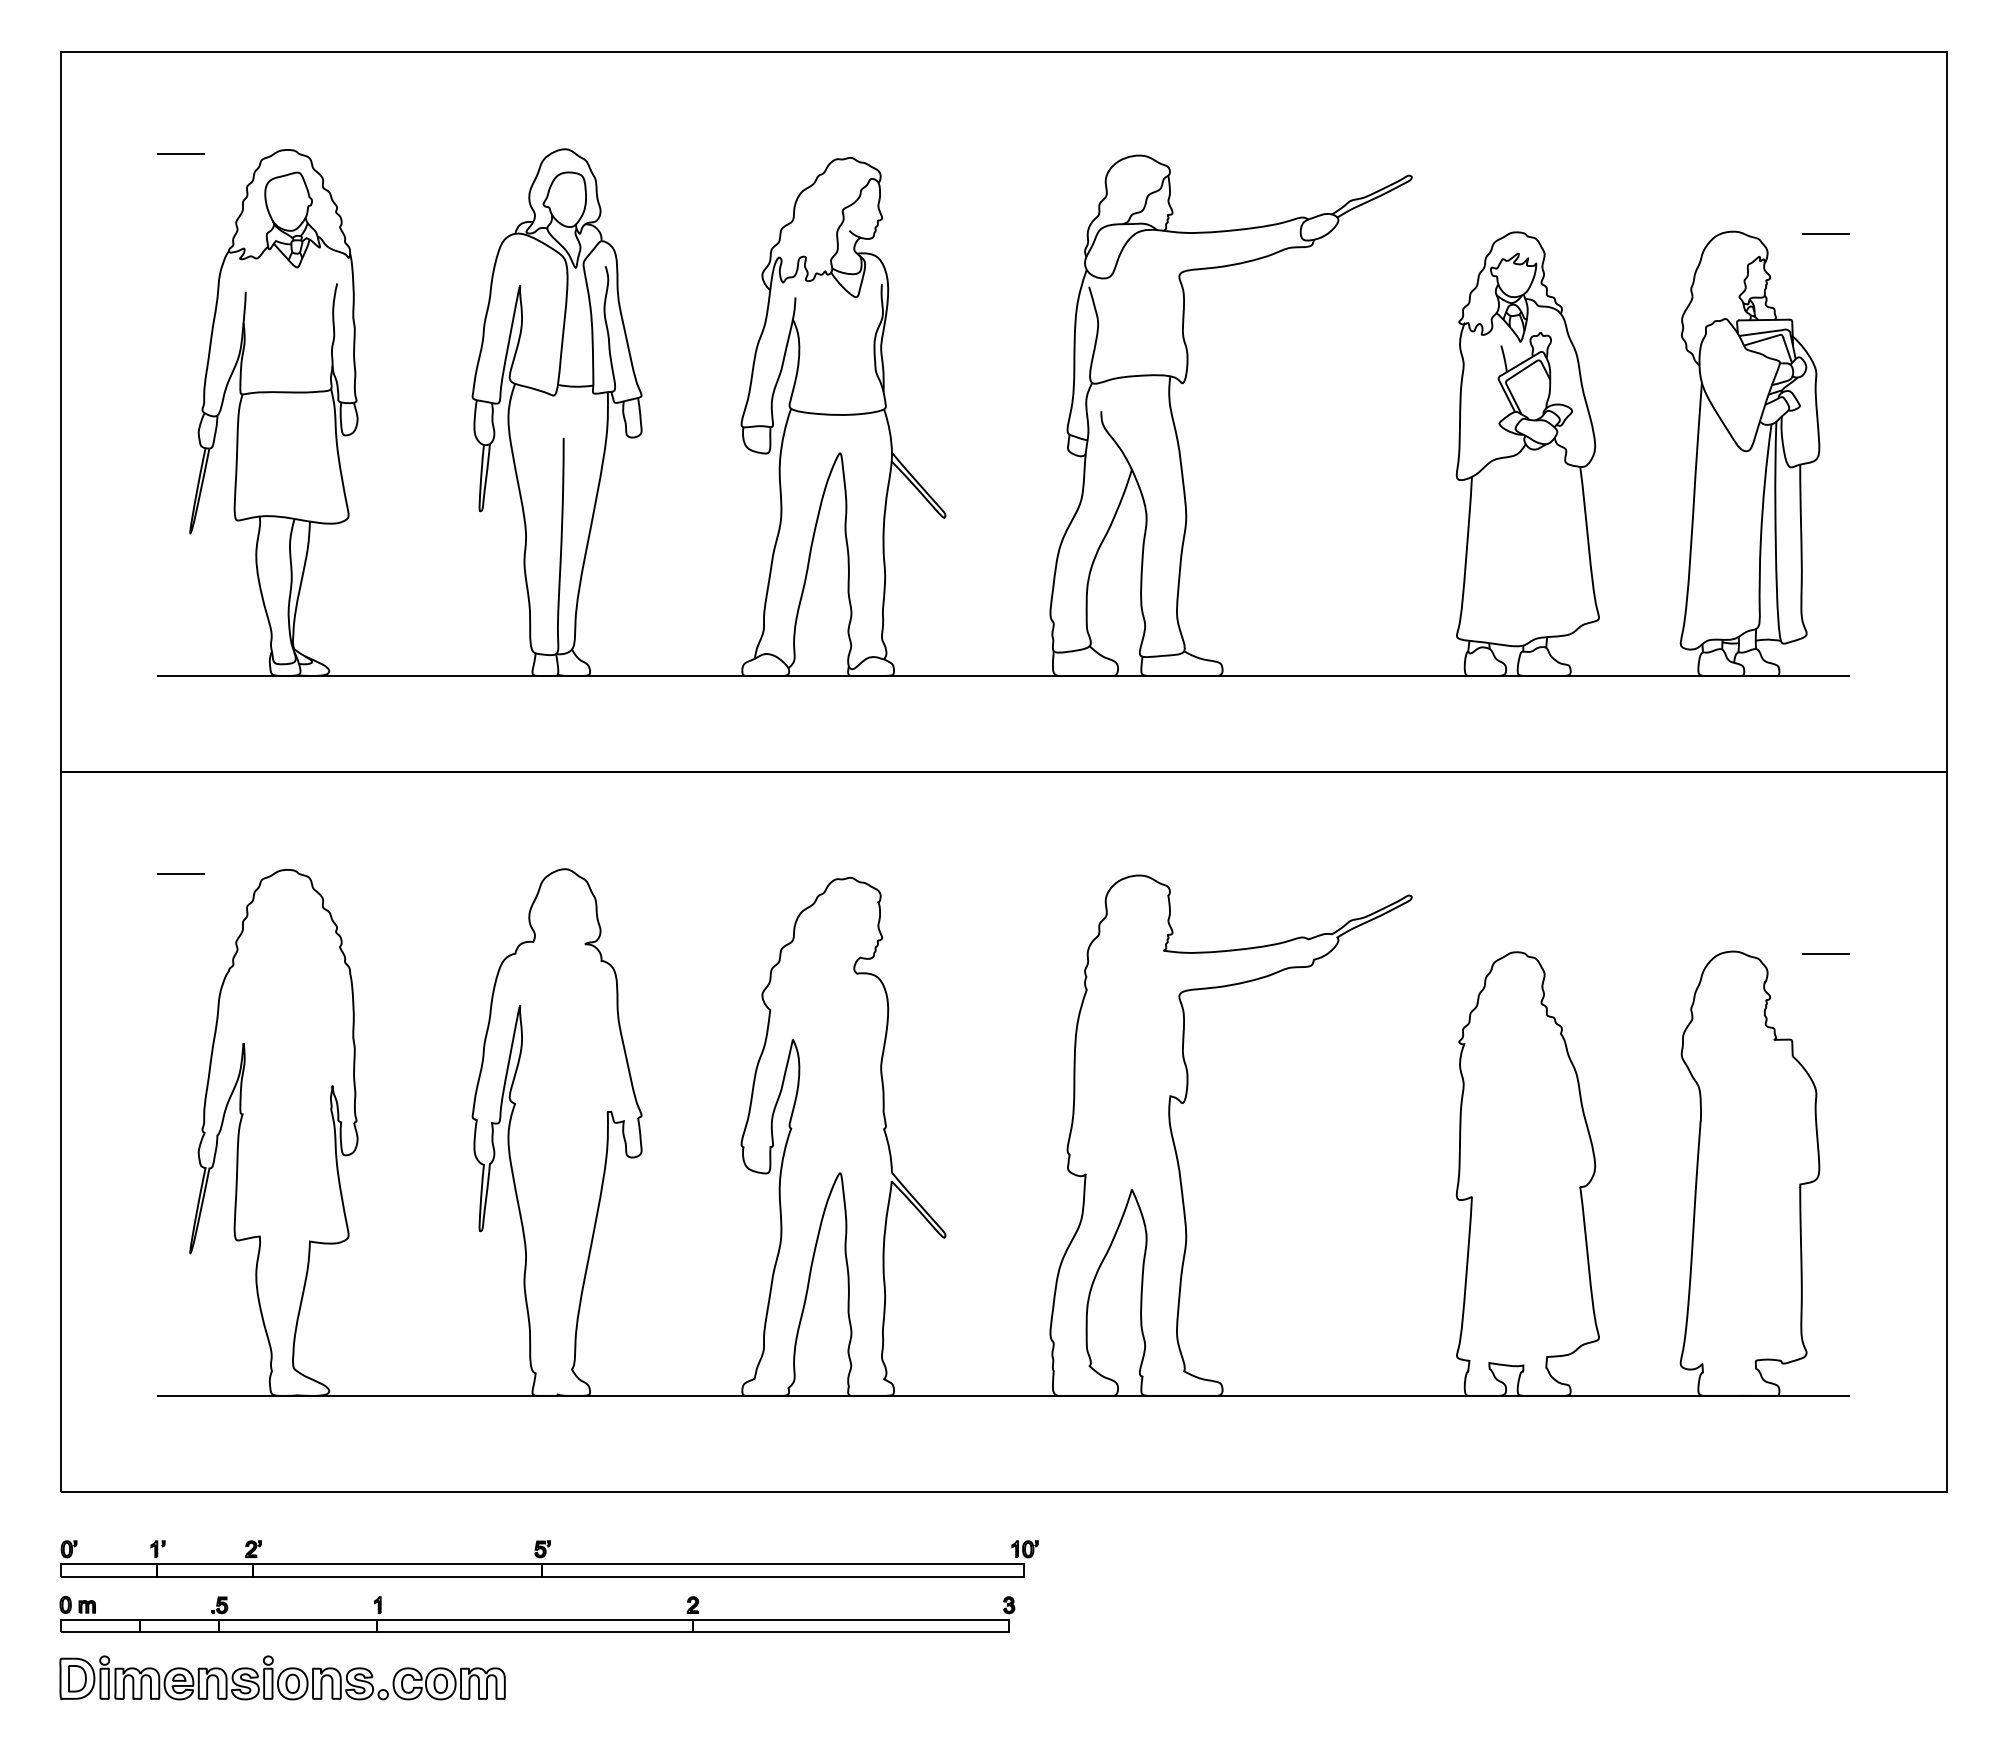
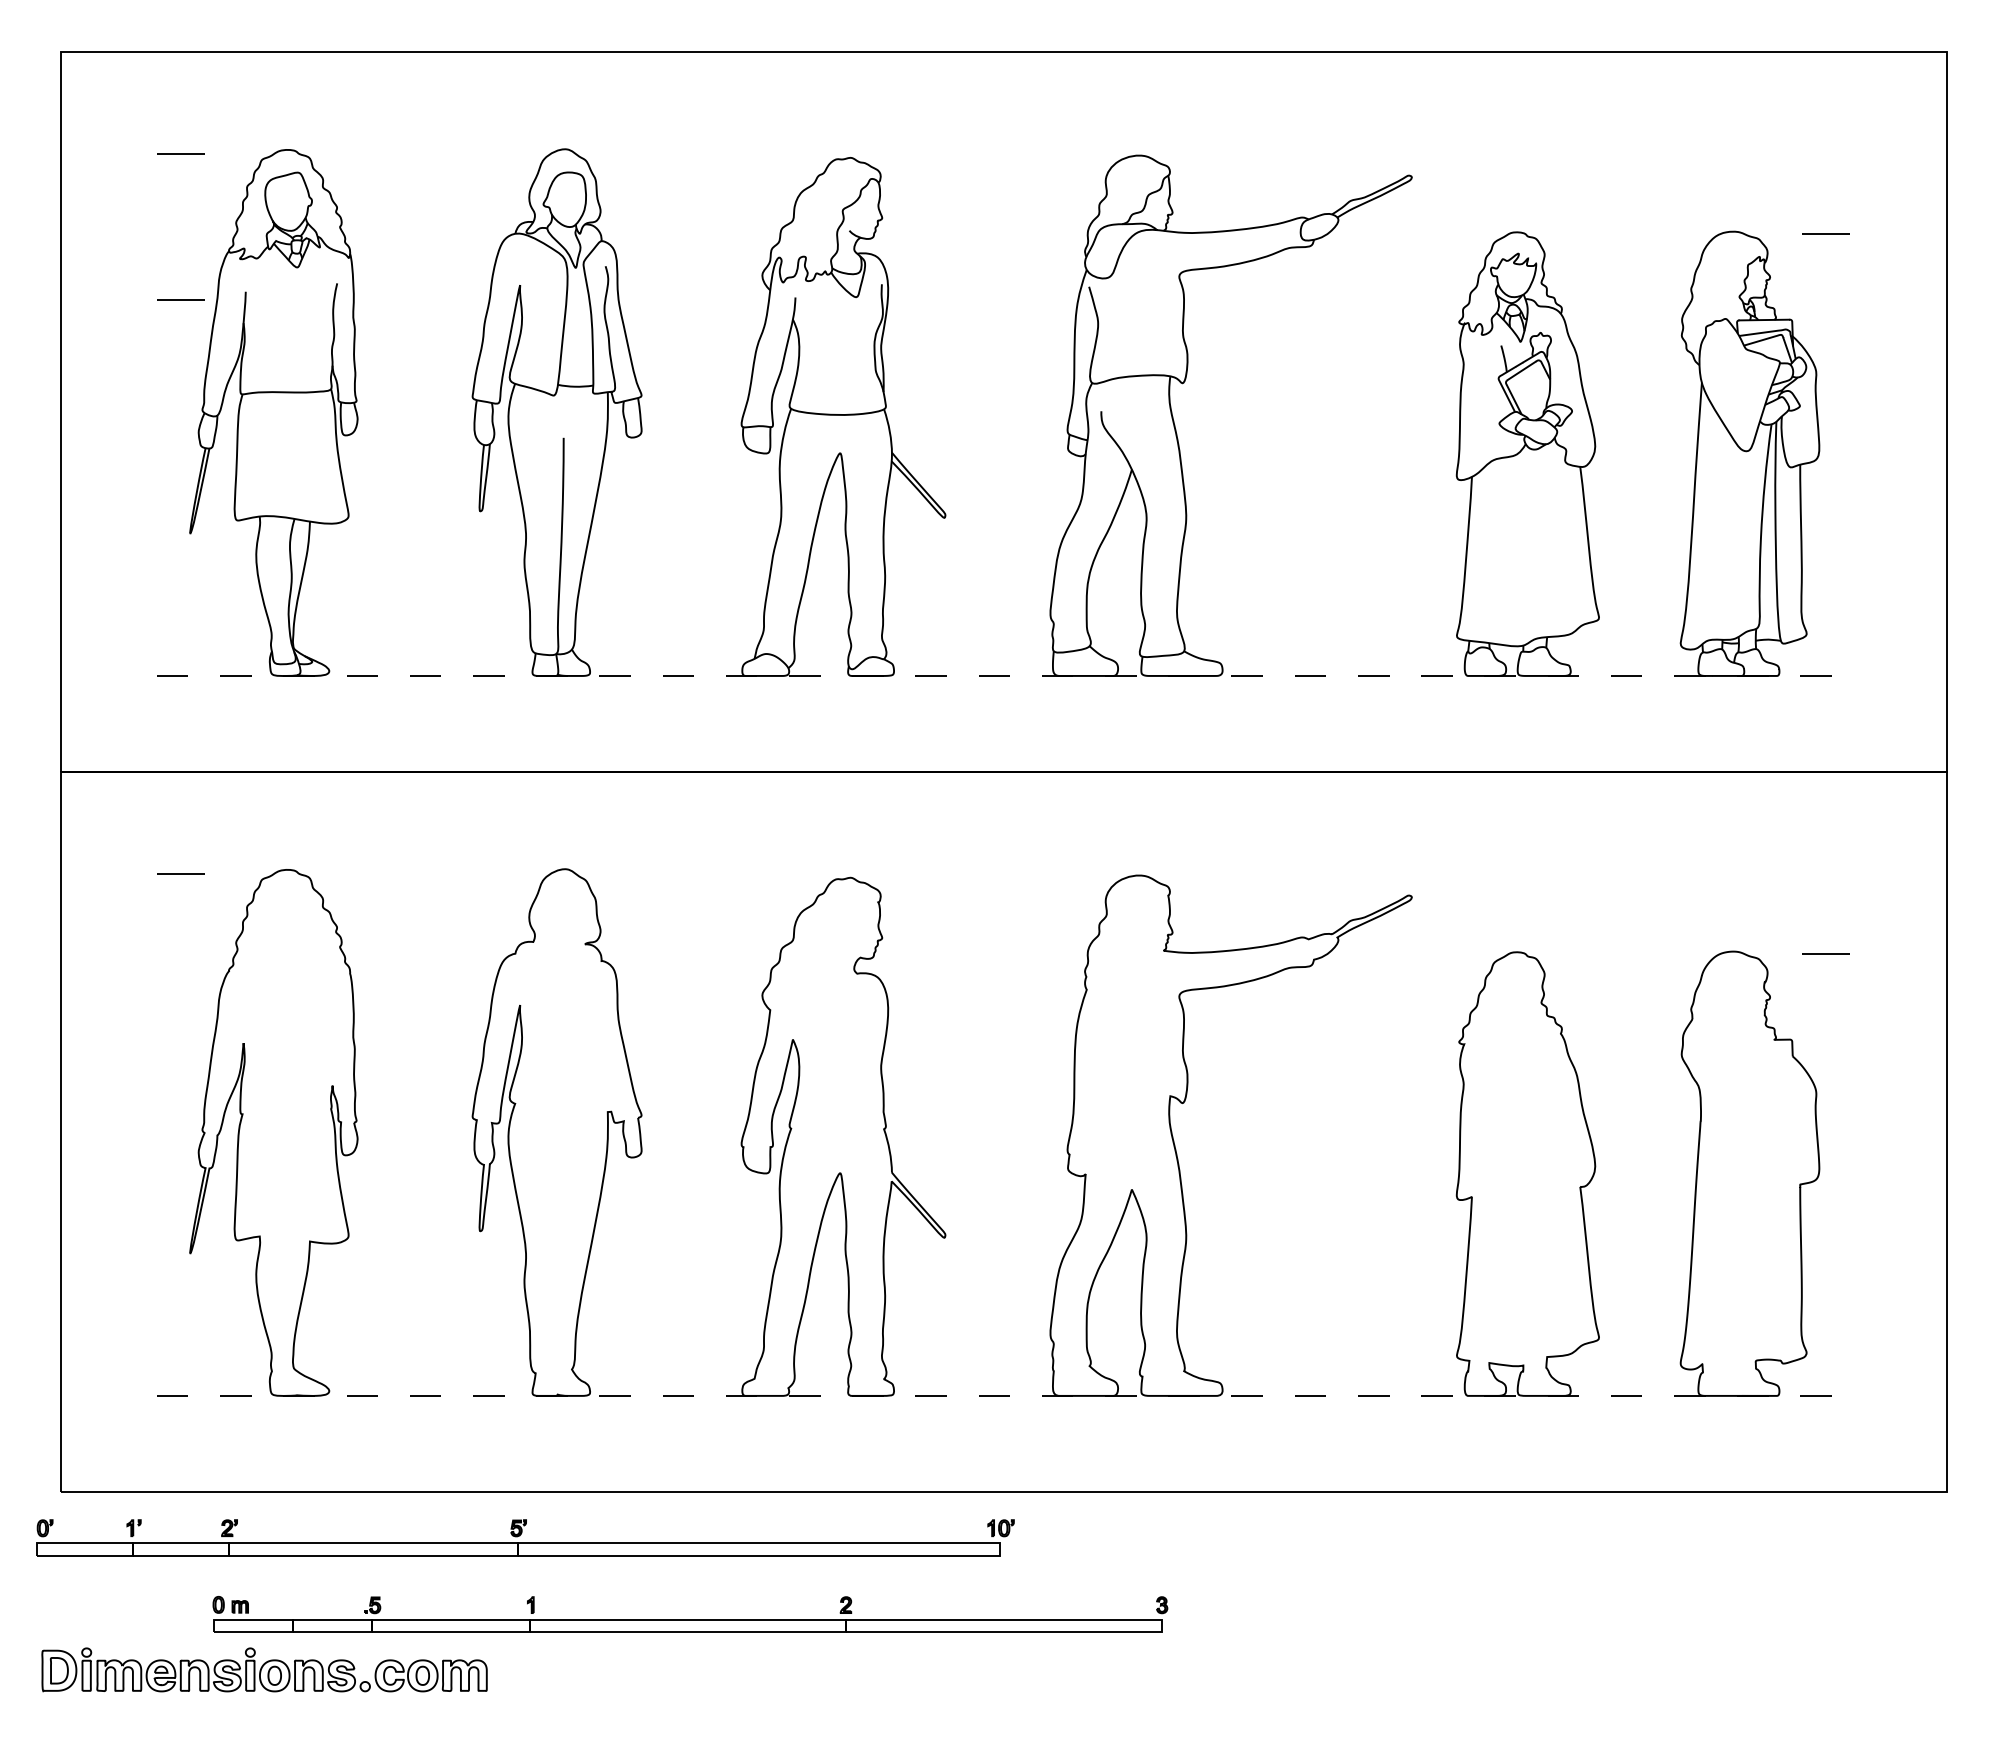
line: none -> present (180, 299)
line: solid -> dashed (1003, 675)
line: solid -> dashed (1003, 1395)
part position: (549, 1558) -> (525, 1537) (525, 1537)
part position: (537, 1614) -> (690, 1614) (690, 1614)
part position: (282, 1677) -> (264, 1669) (264, 1669)
